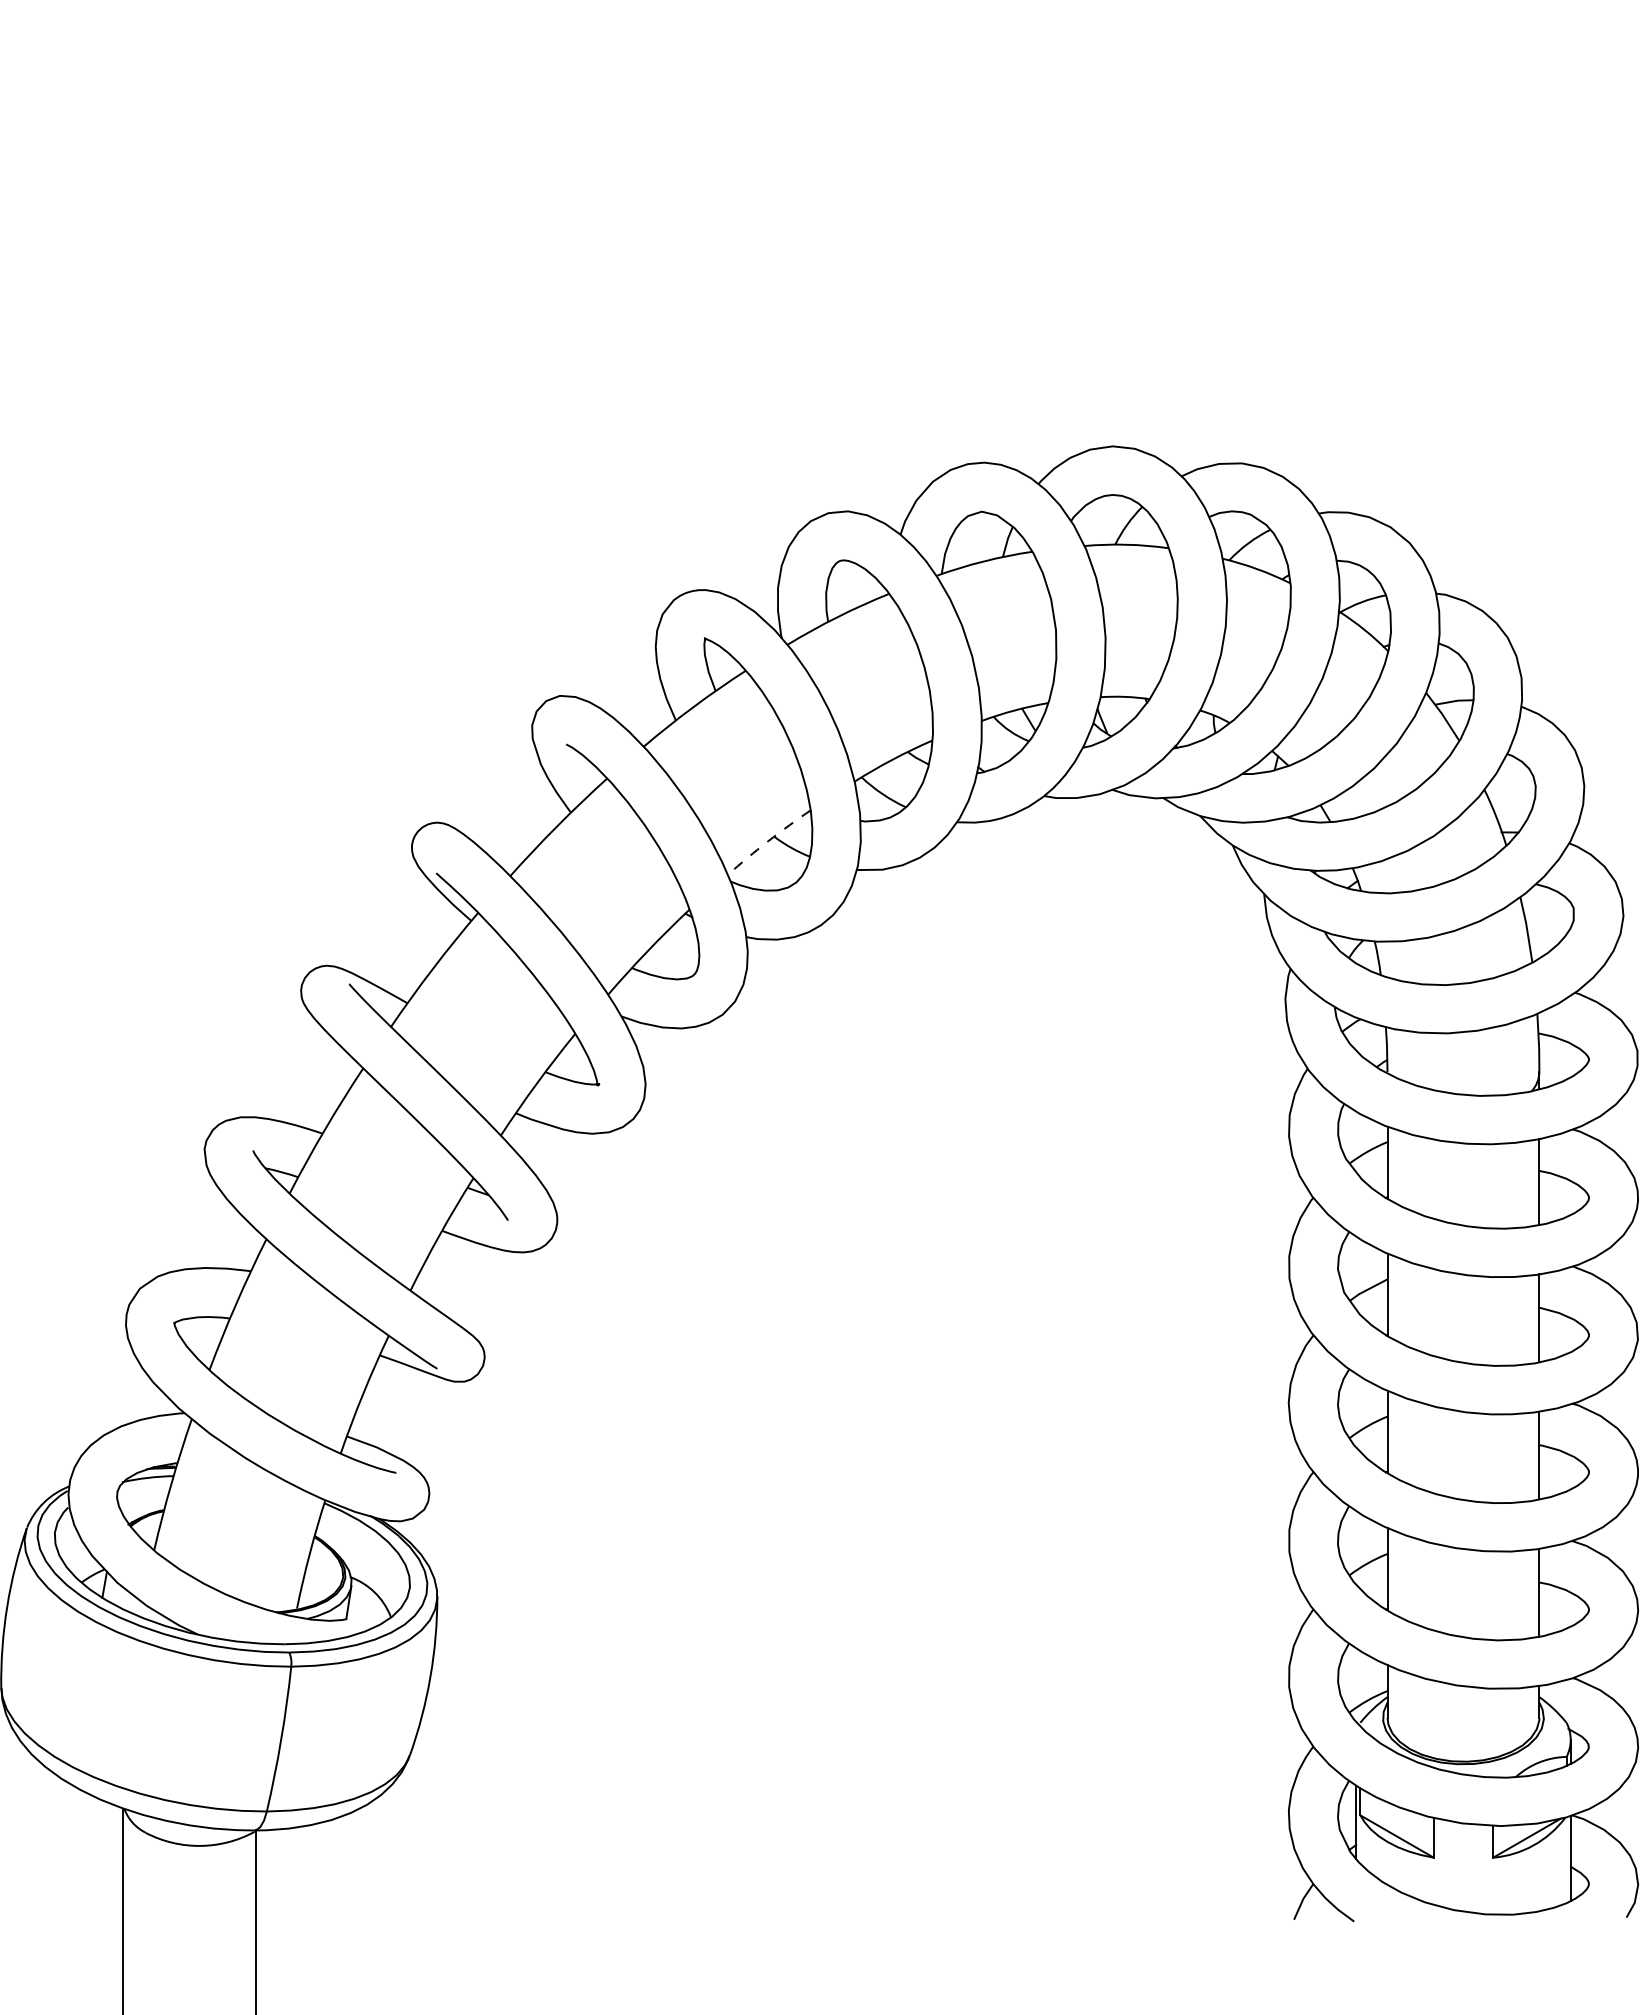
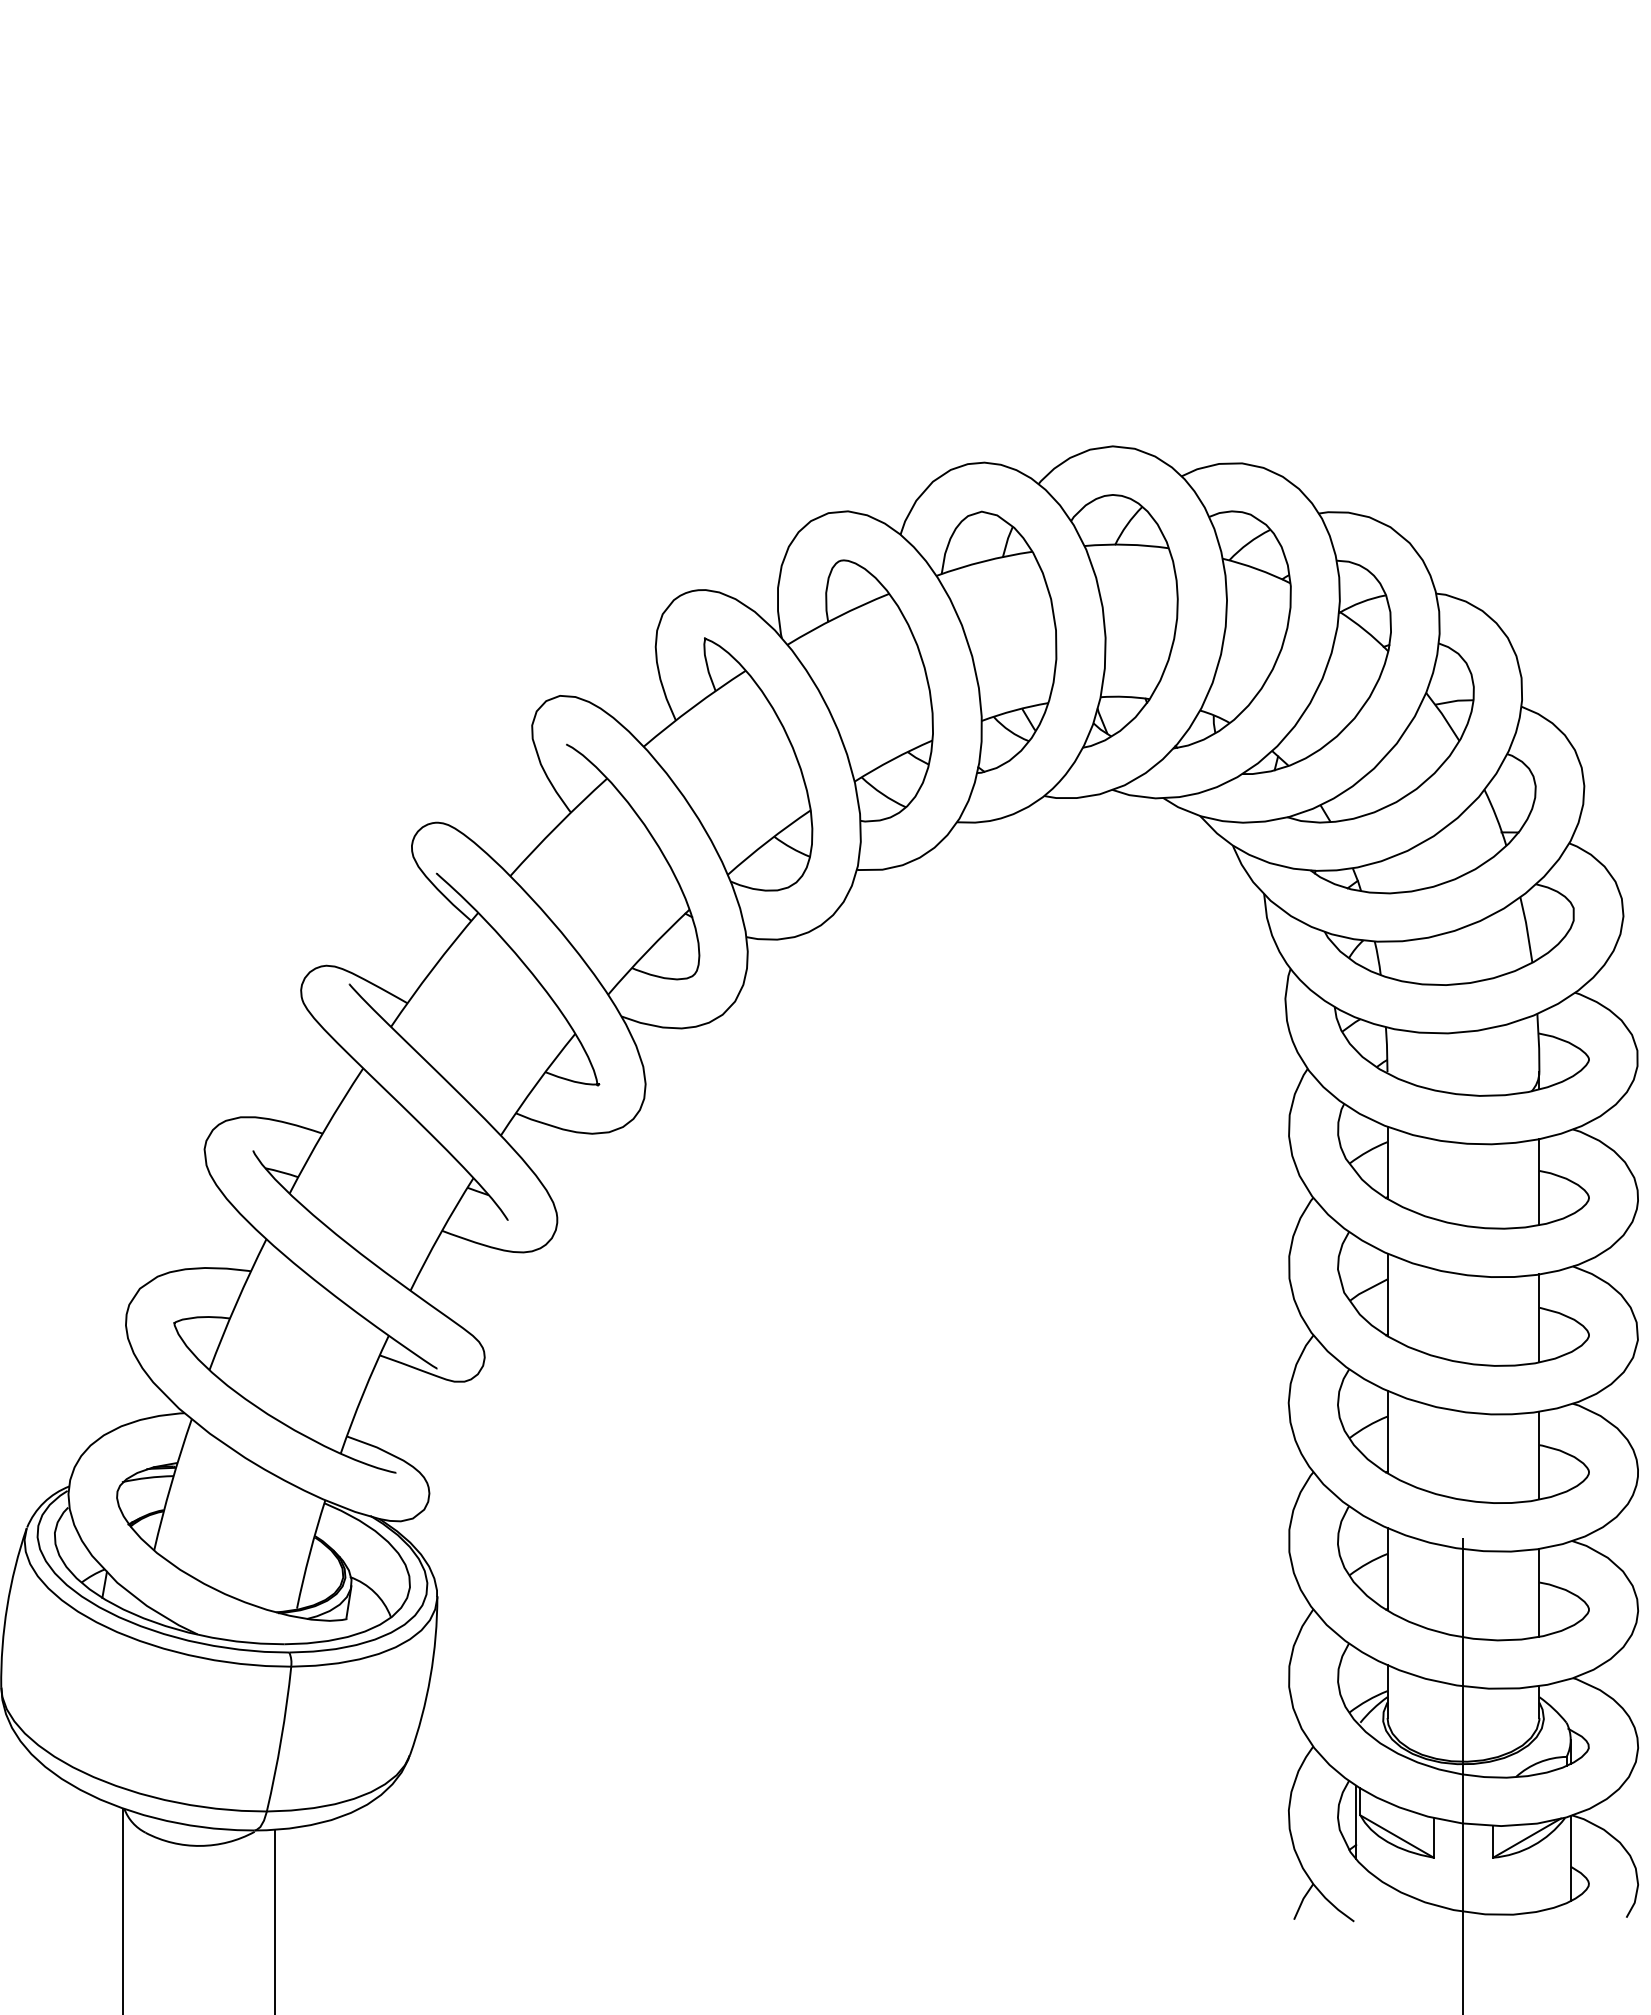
arc: dashed -> solid (768, 841)
line: none -> present (1463, 1774)
line position: (256, 1920) -> (275, 1920) (275, 1920)
